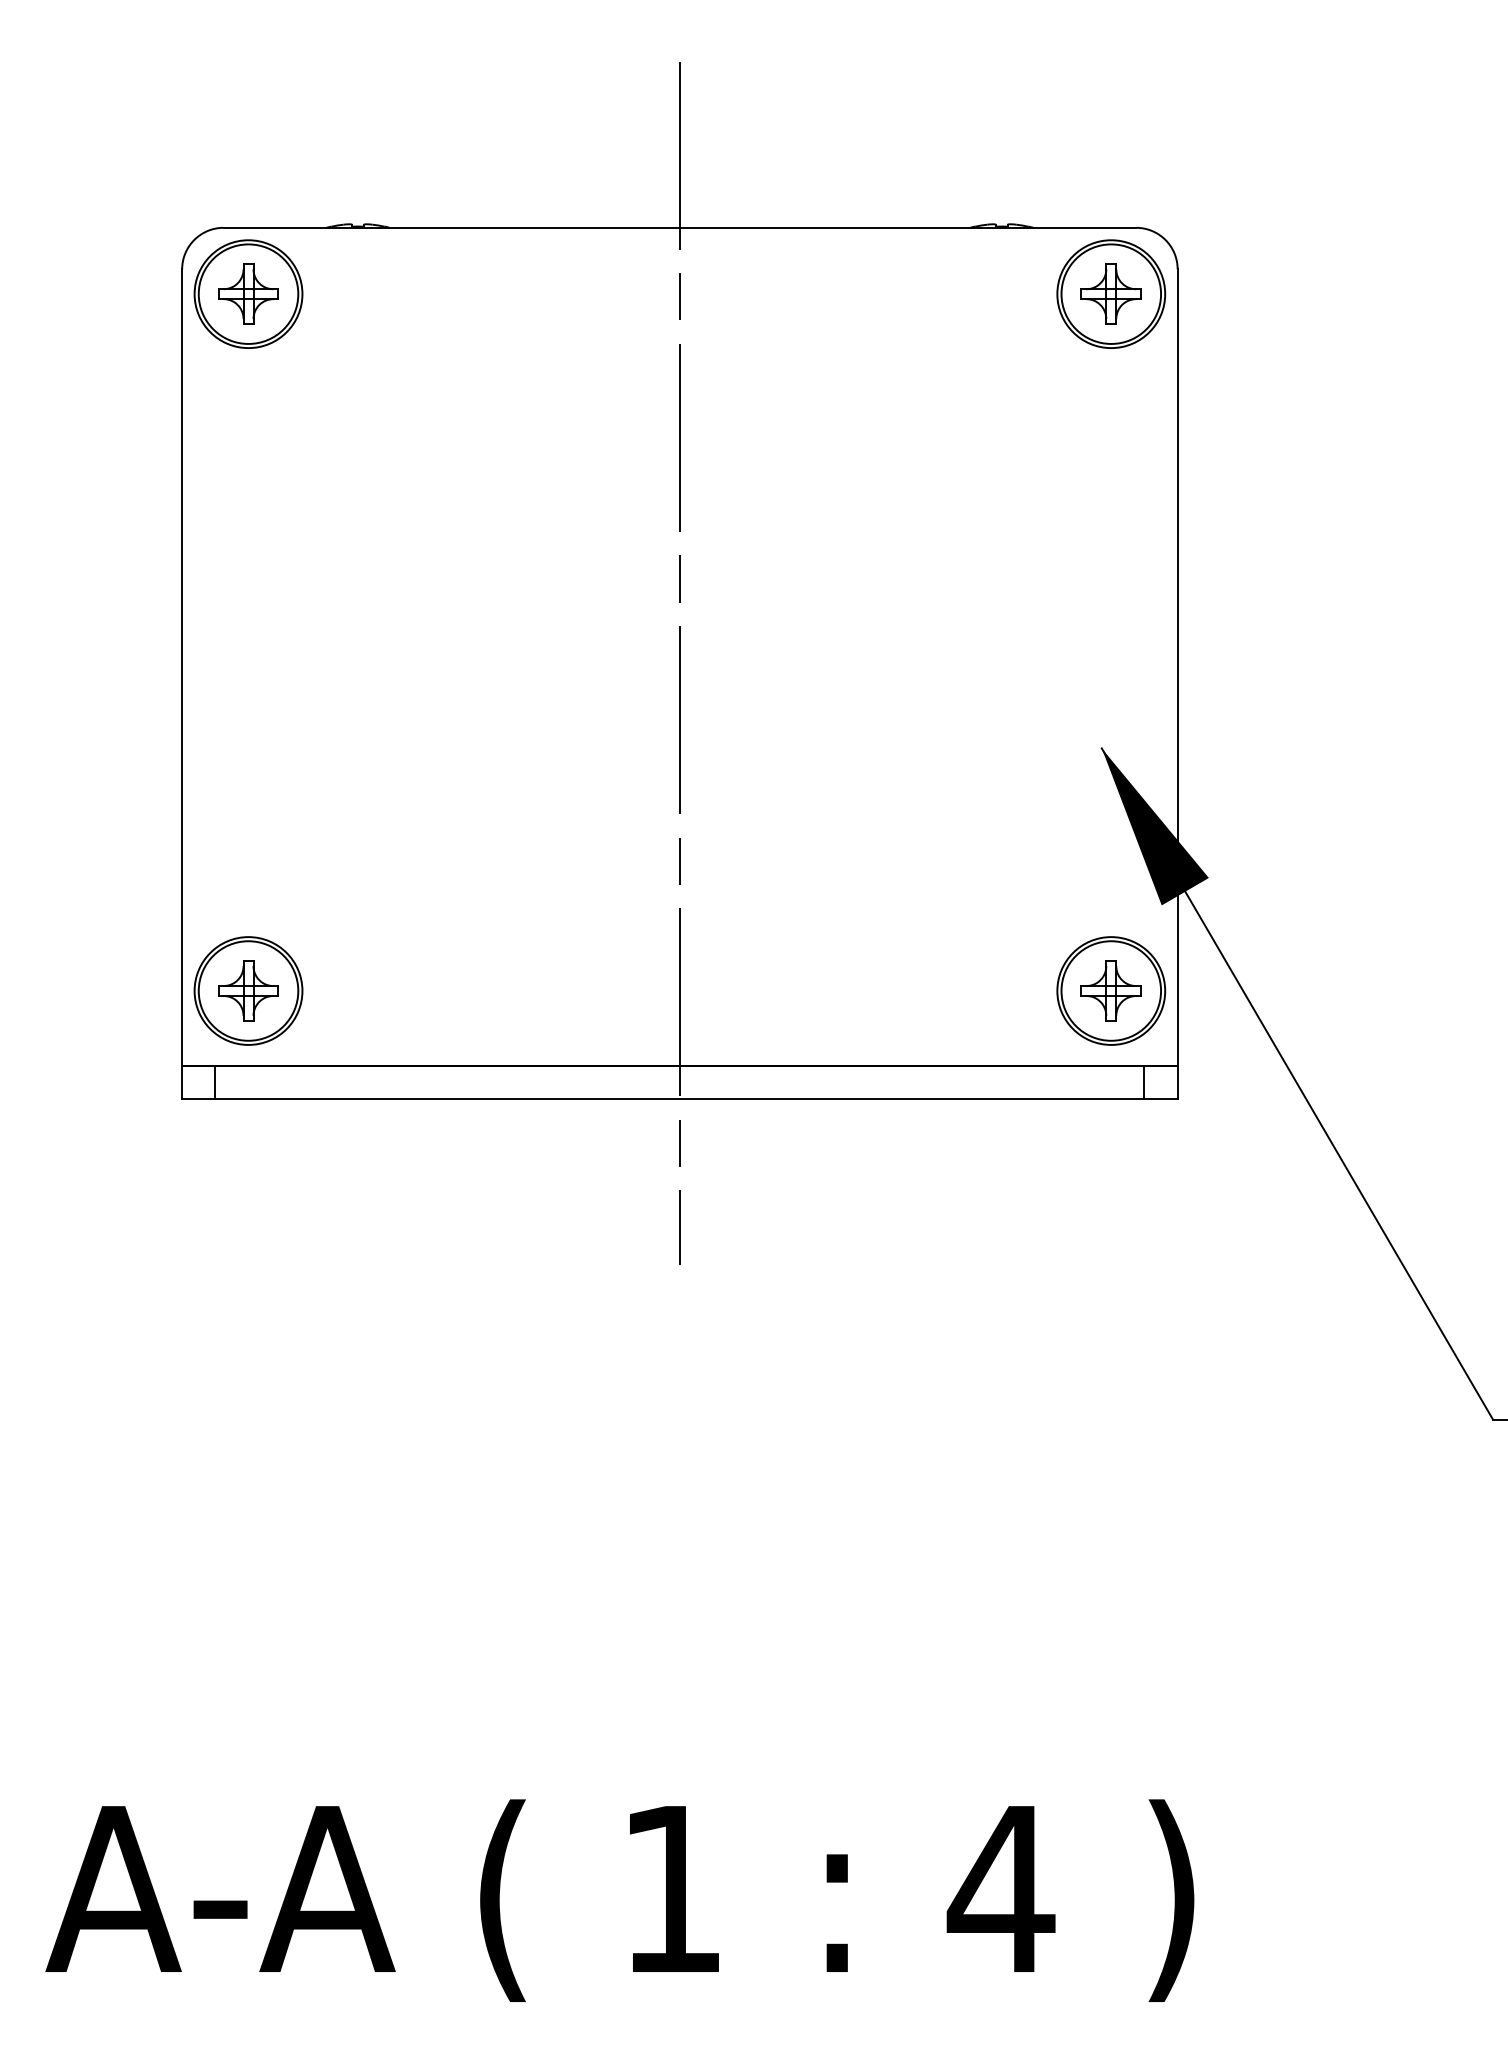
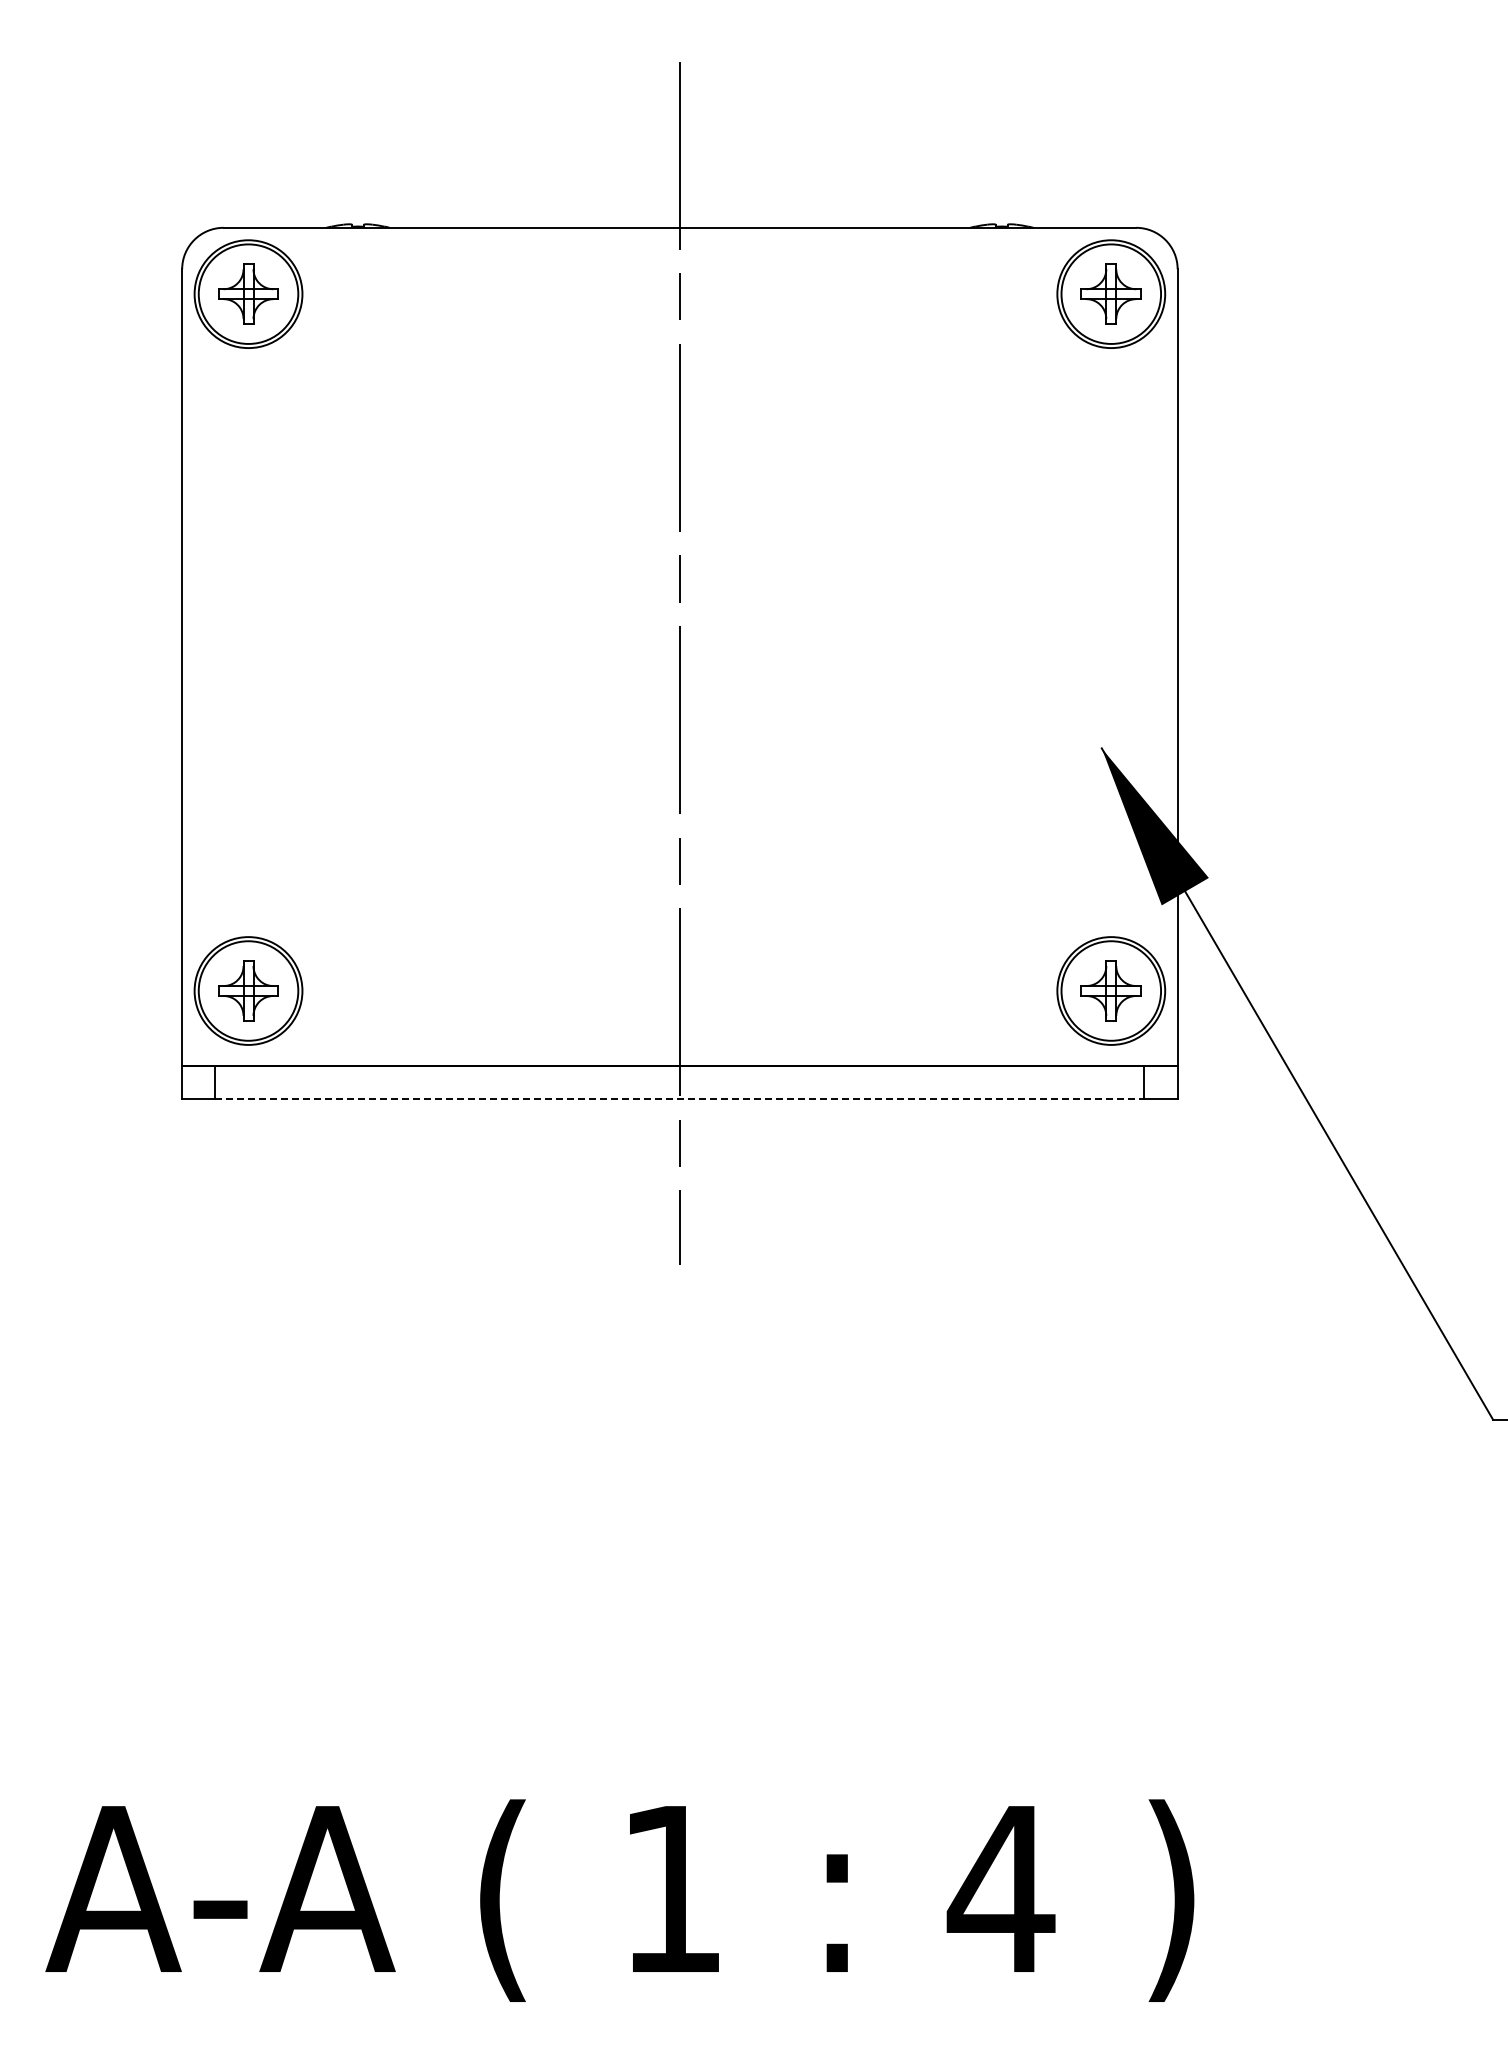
line: solid -> dashed (679, 1098)
